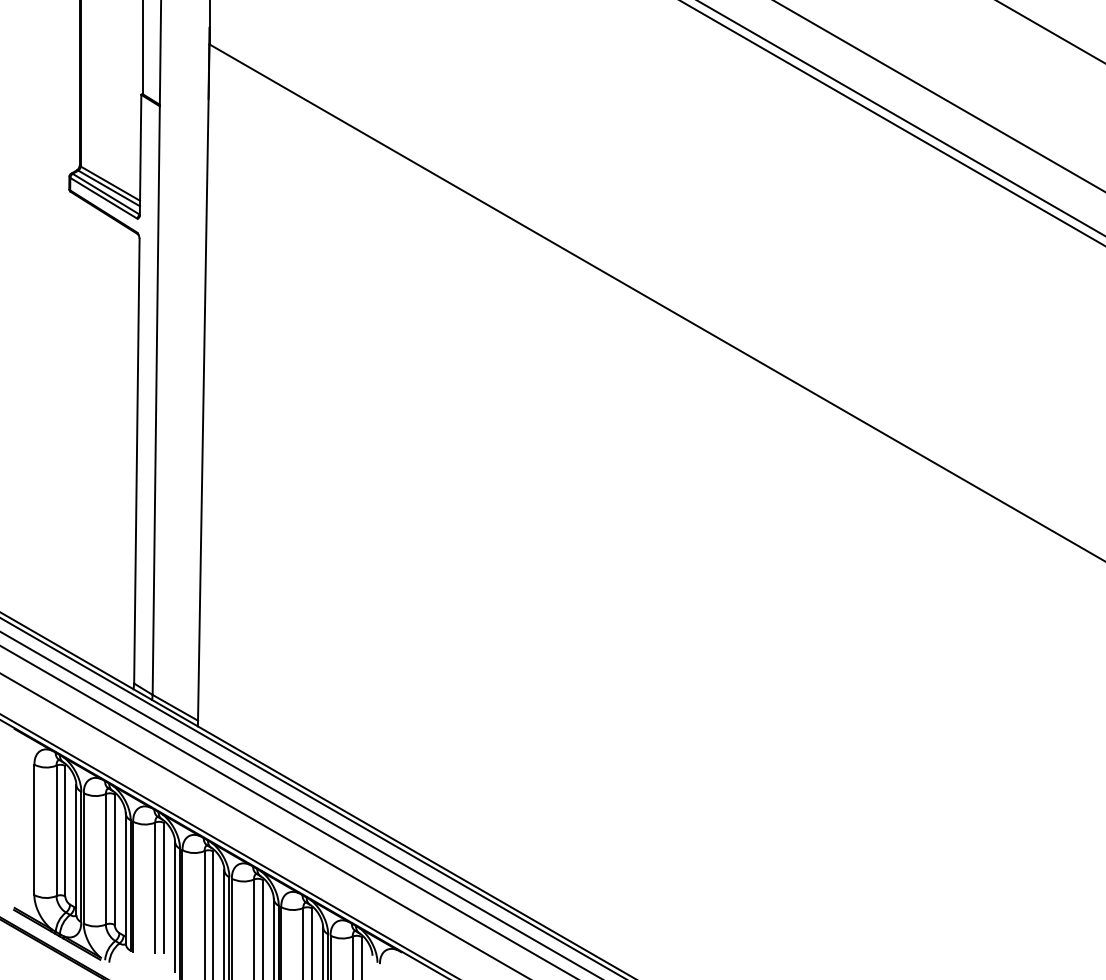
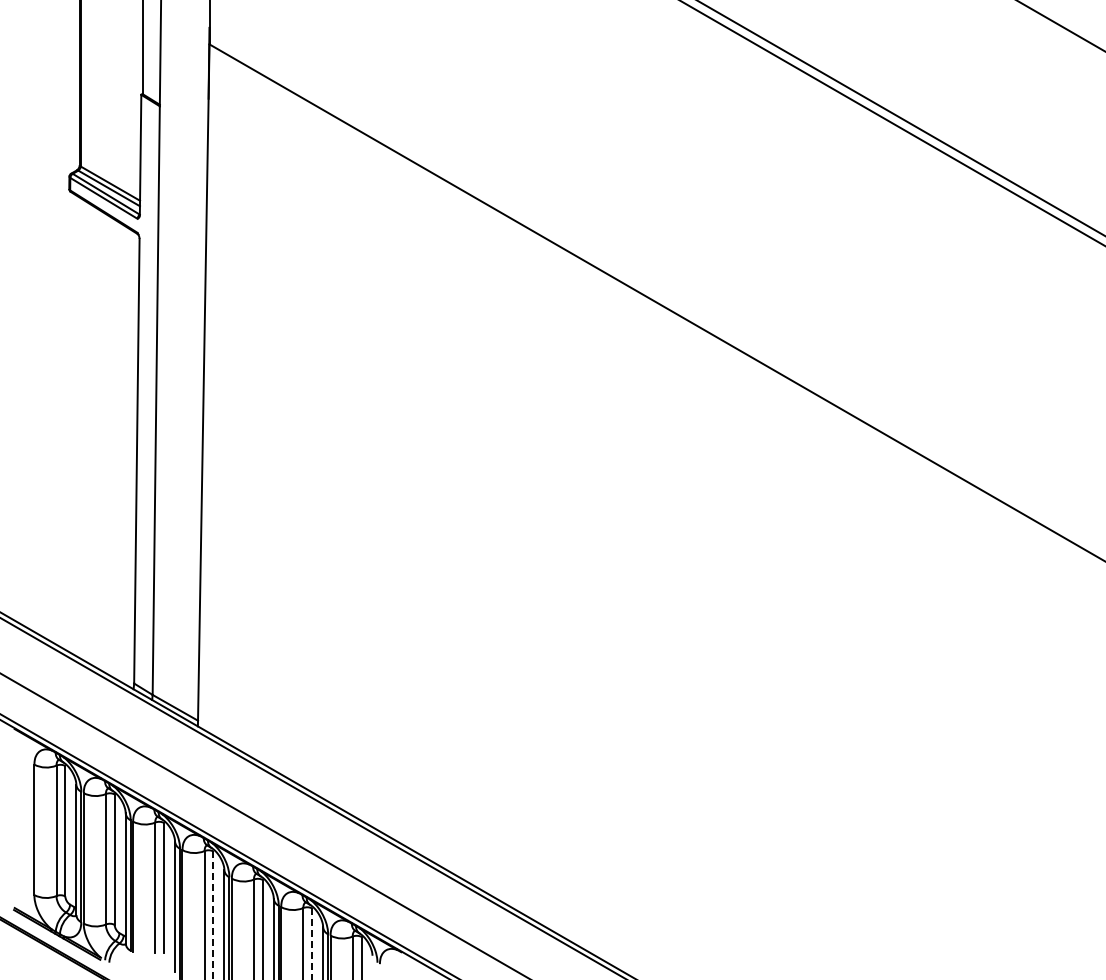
line position: (1050, 32) -> (1060, 26) (1060, 26)
line: present -> none (939, 96)
line: present -> none (299, 804)
line: present -> none (287, 811)
line: solid -> dashed (213, 916)
line: solid -> dashed (312, 944)
